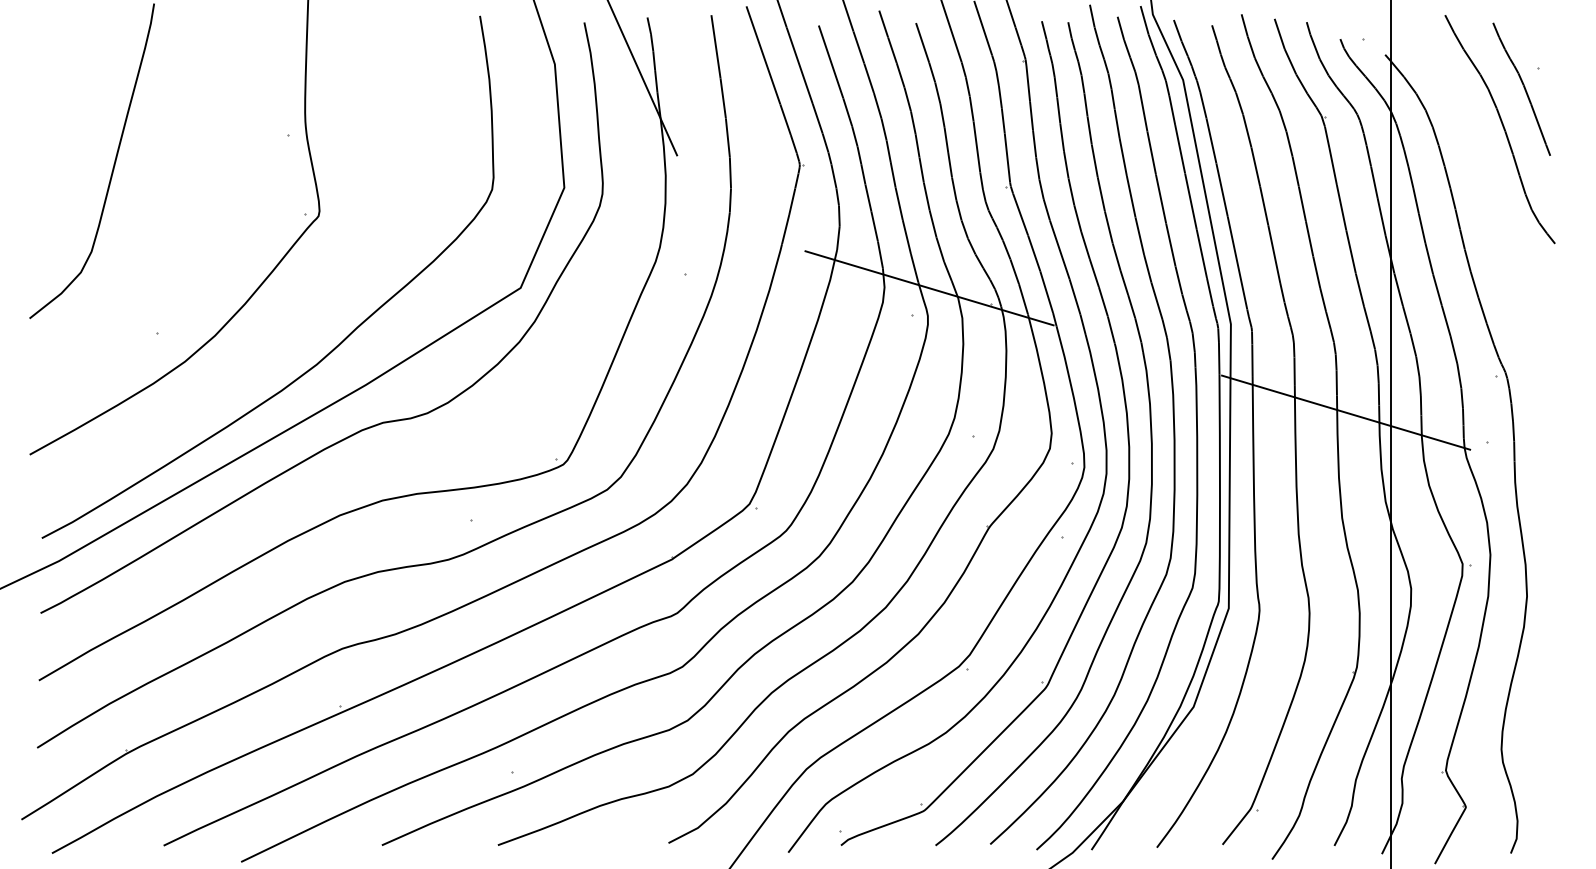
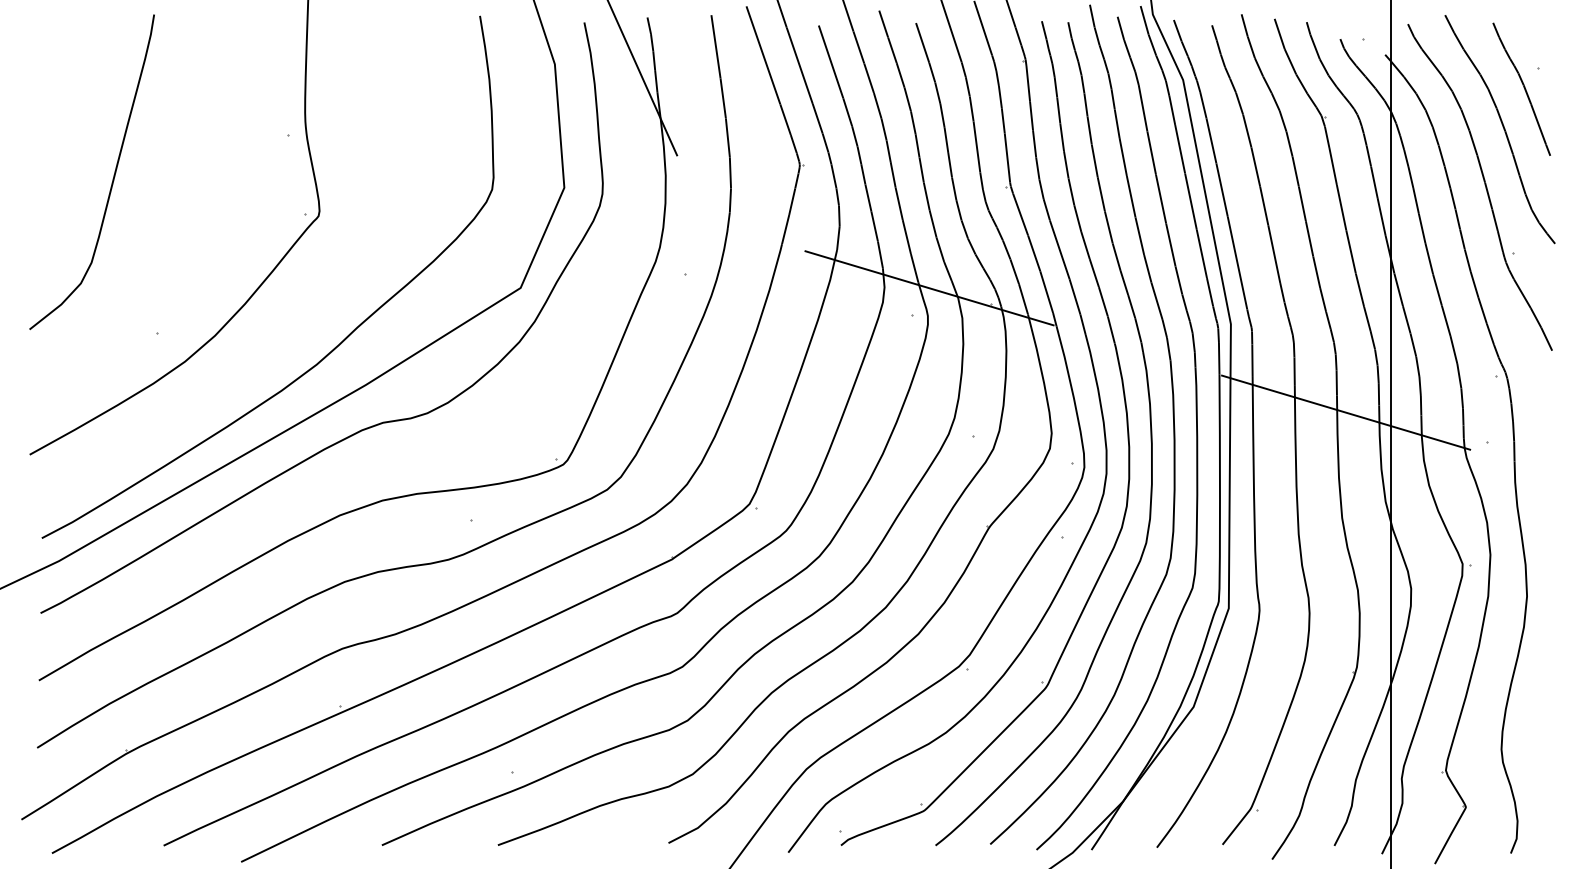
curve position: (112, 167) -> (112, 178) (112, 178)
part: none -> present (1479, 187)
